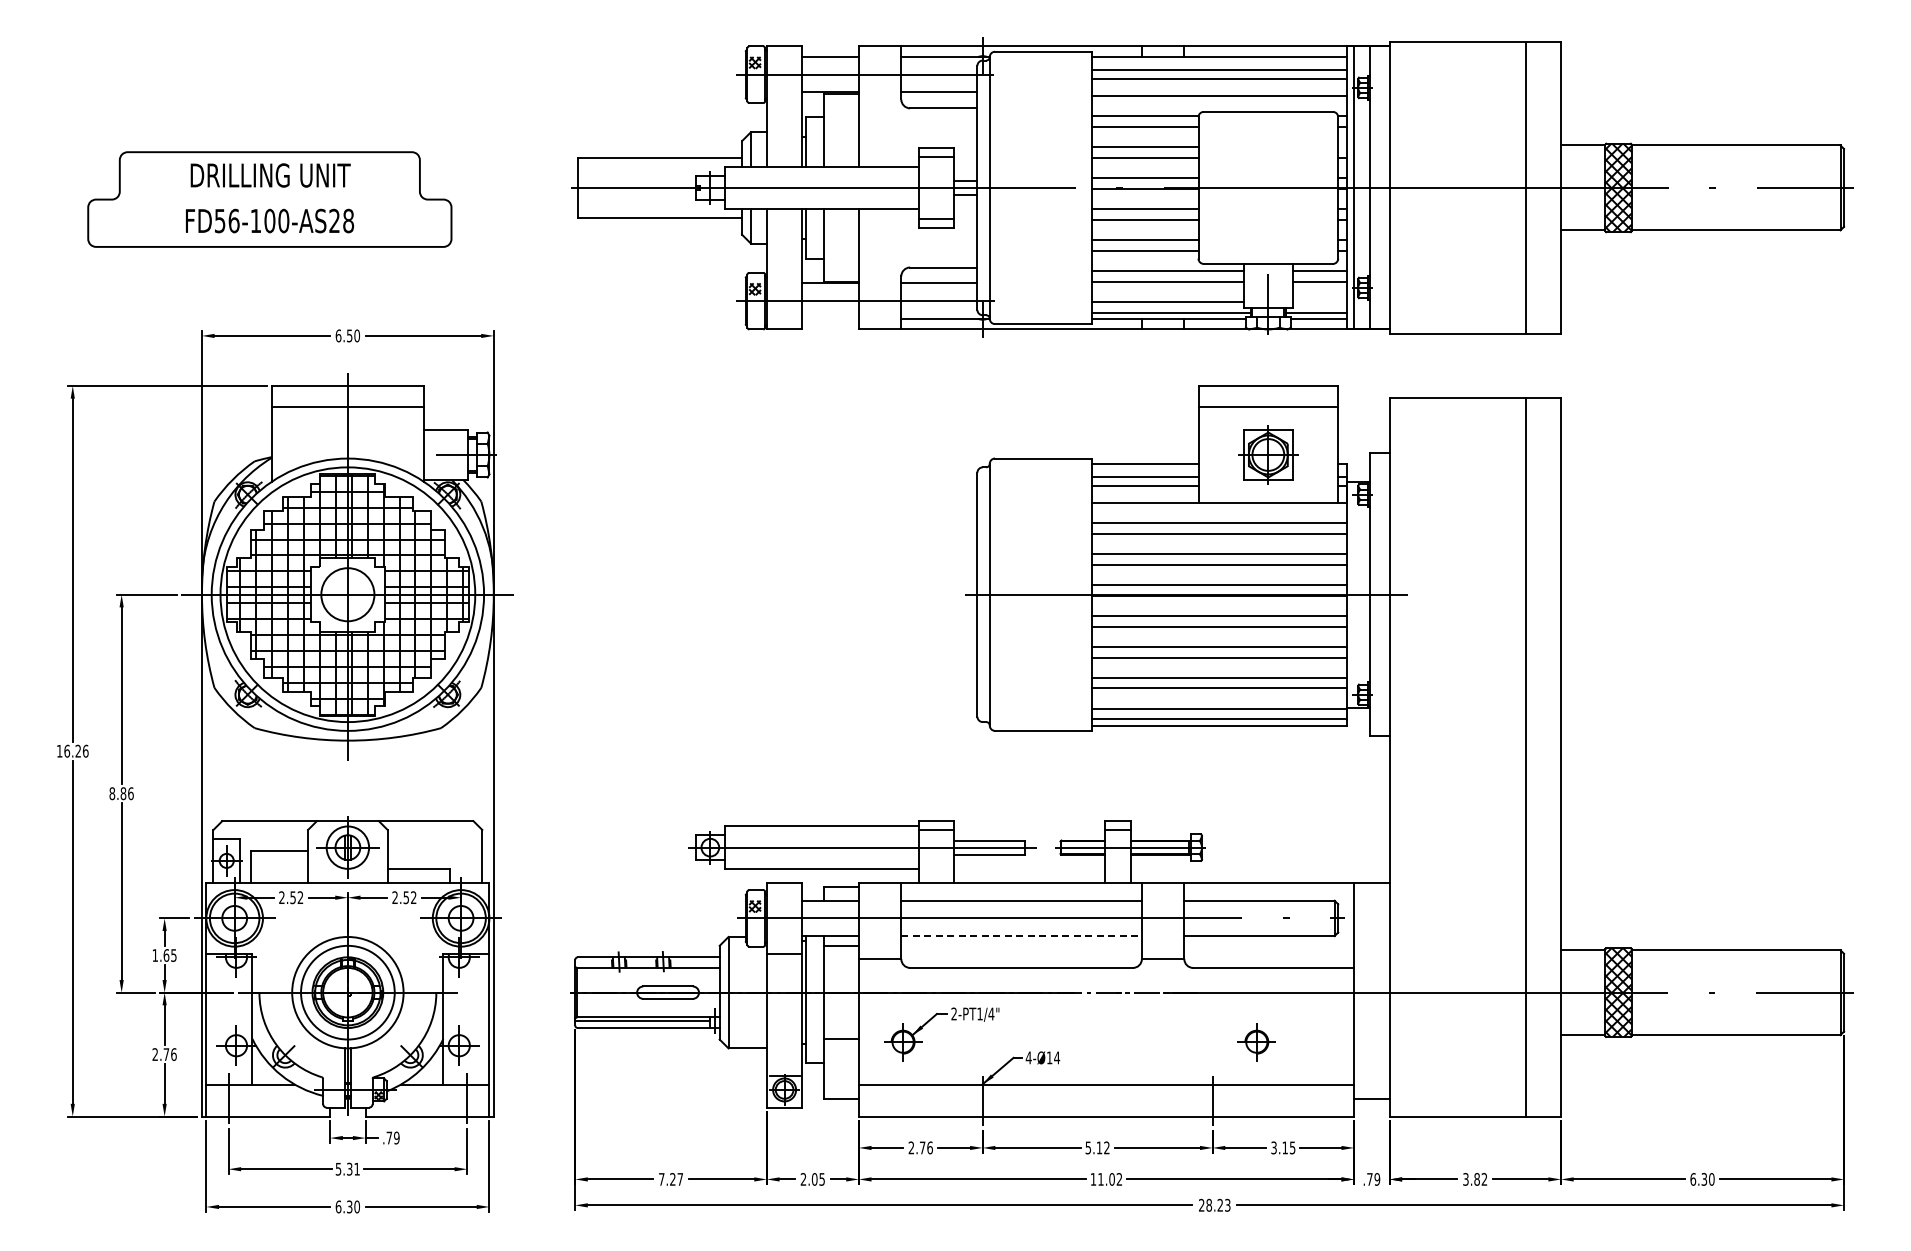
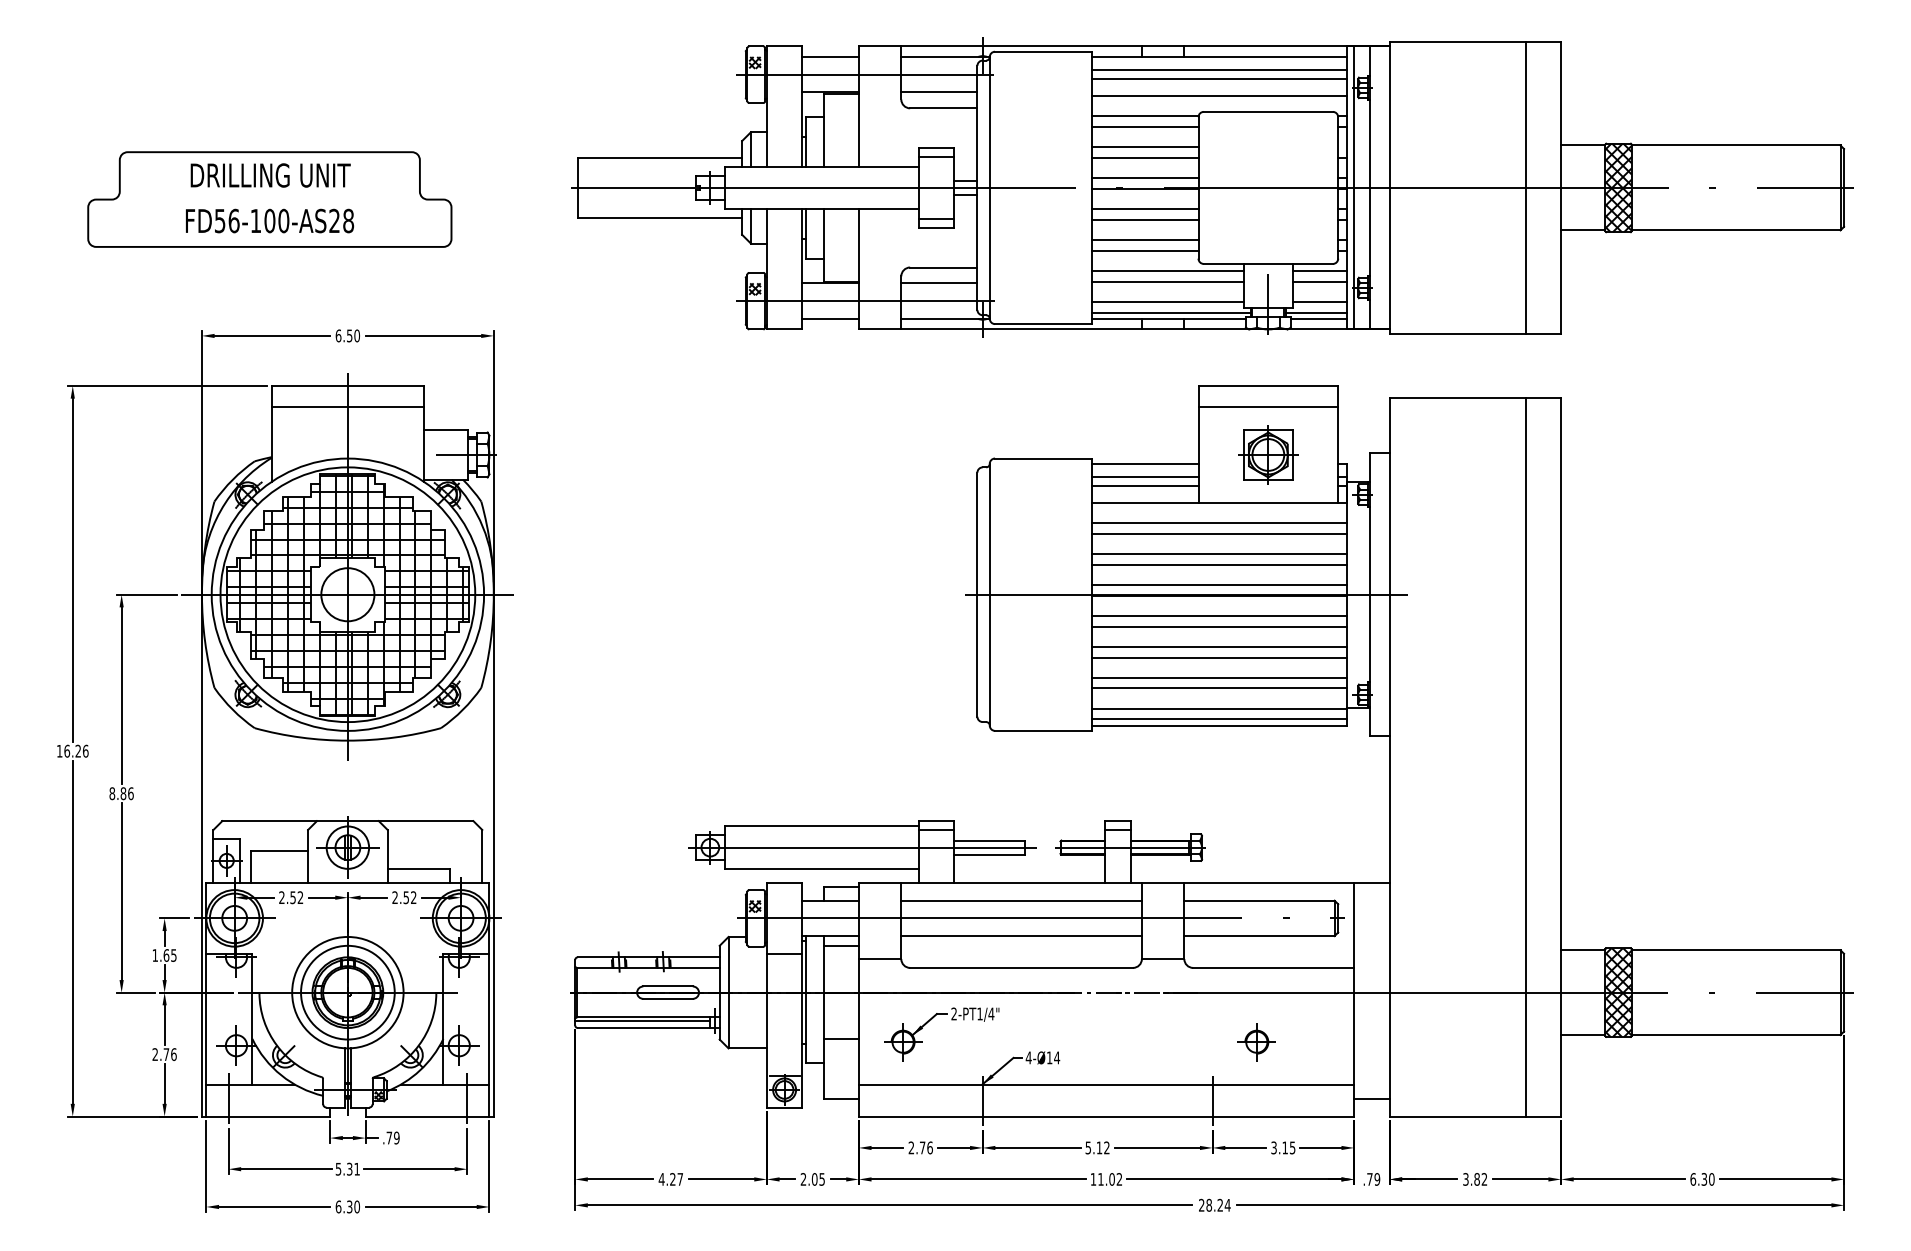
line: none -> present (1320, 302)
line: none -> present (830, 318)
line: dashed -> solid (1022, 936)
text: 7.27 -> 4.27 (661, 1179)
text: 28.23 -> 28.24 (1227, 1204)
